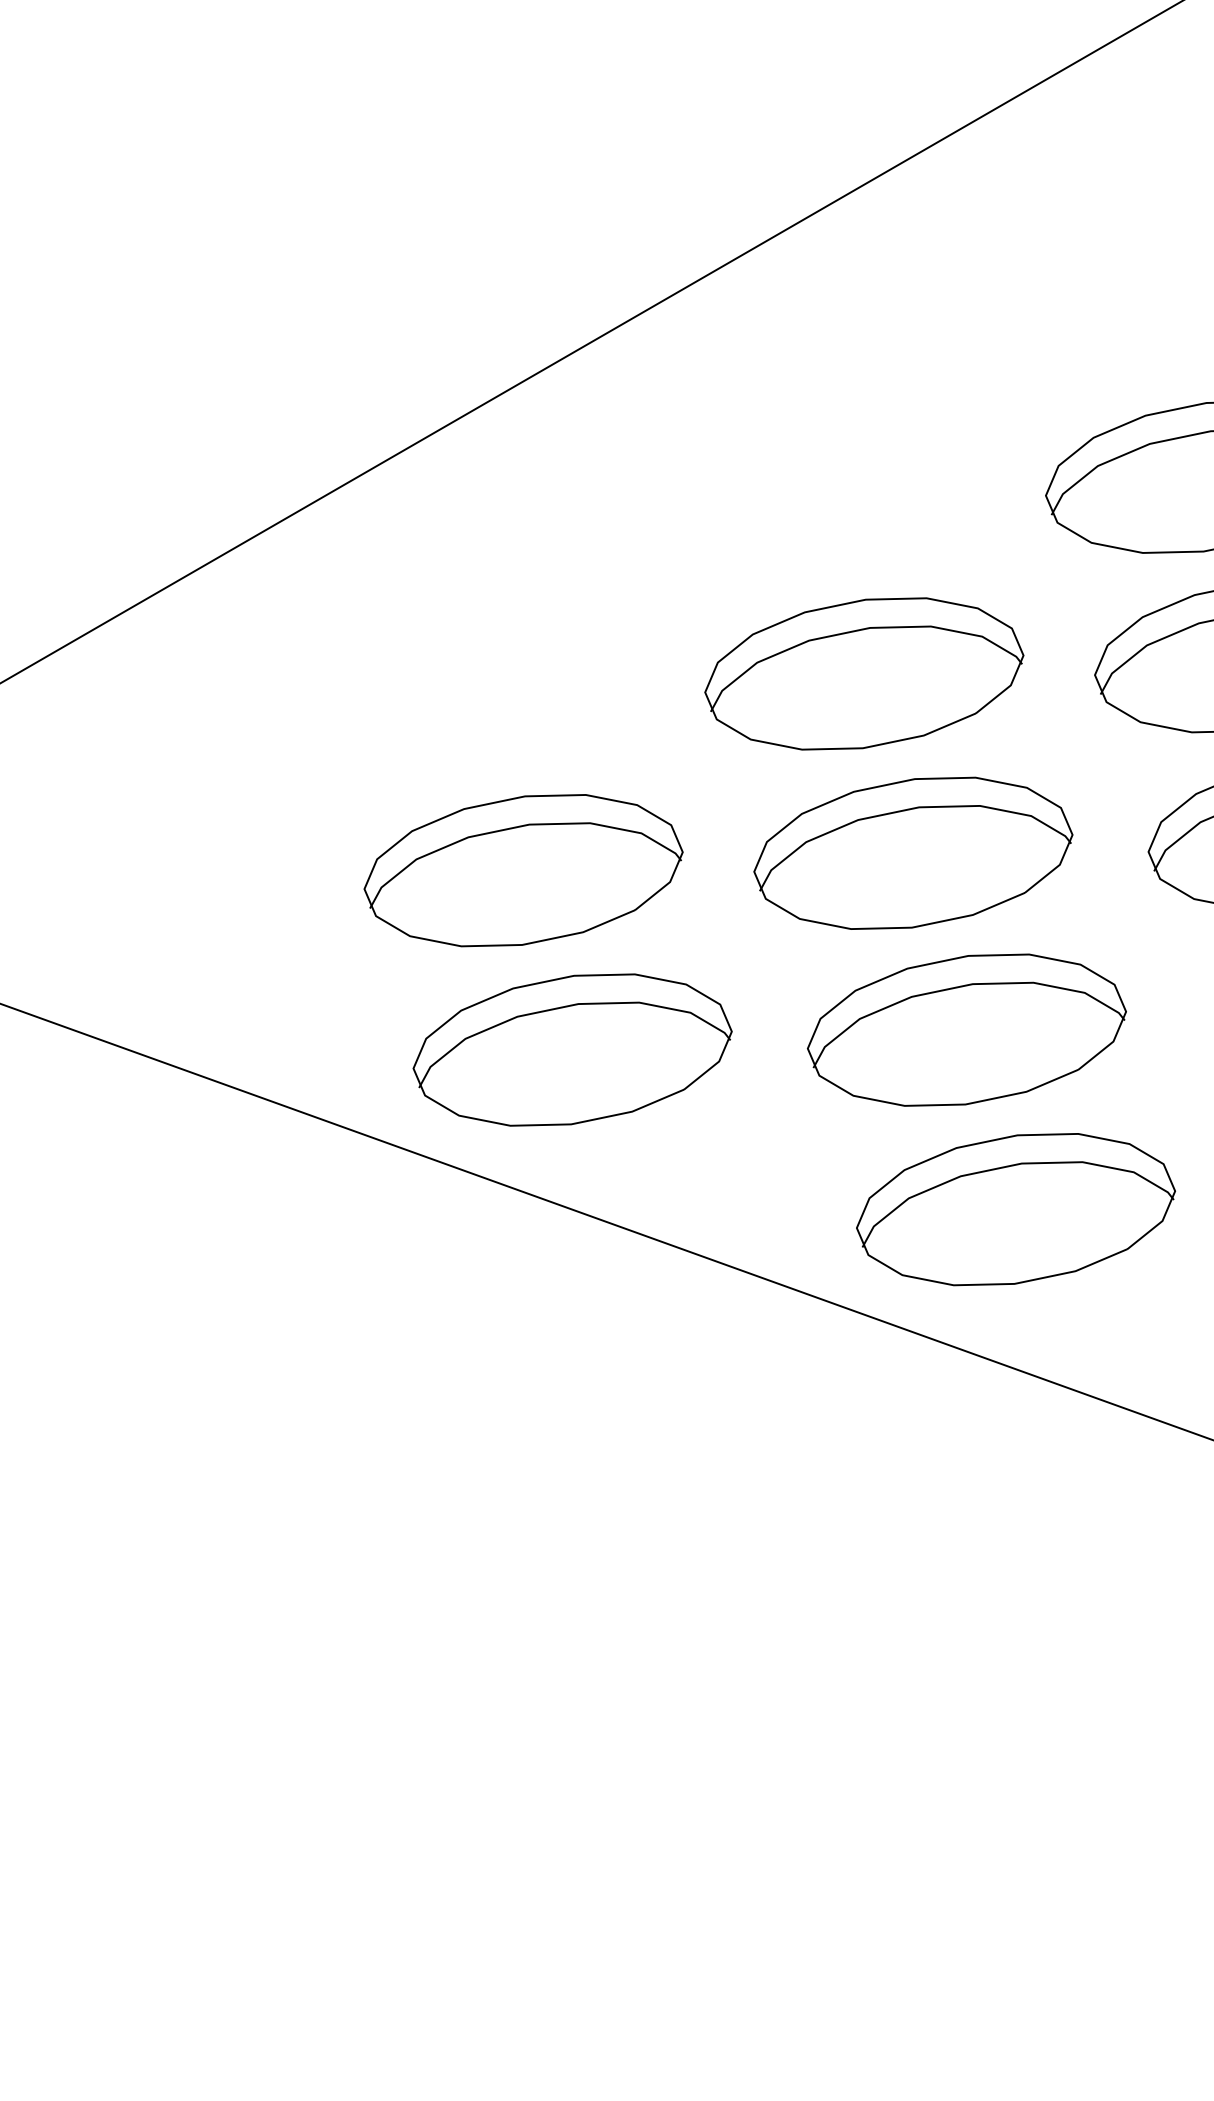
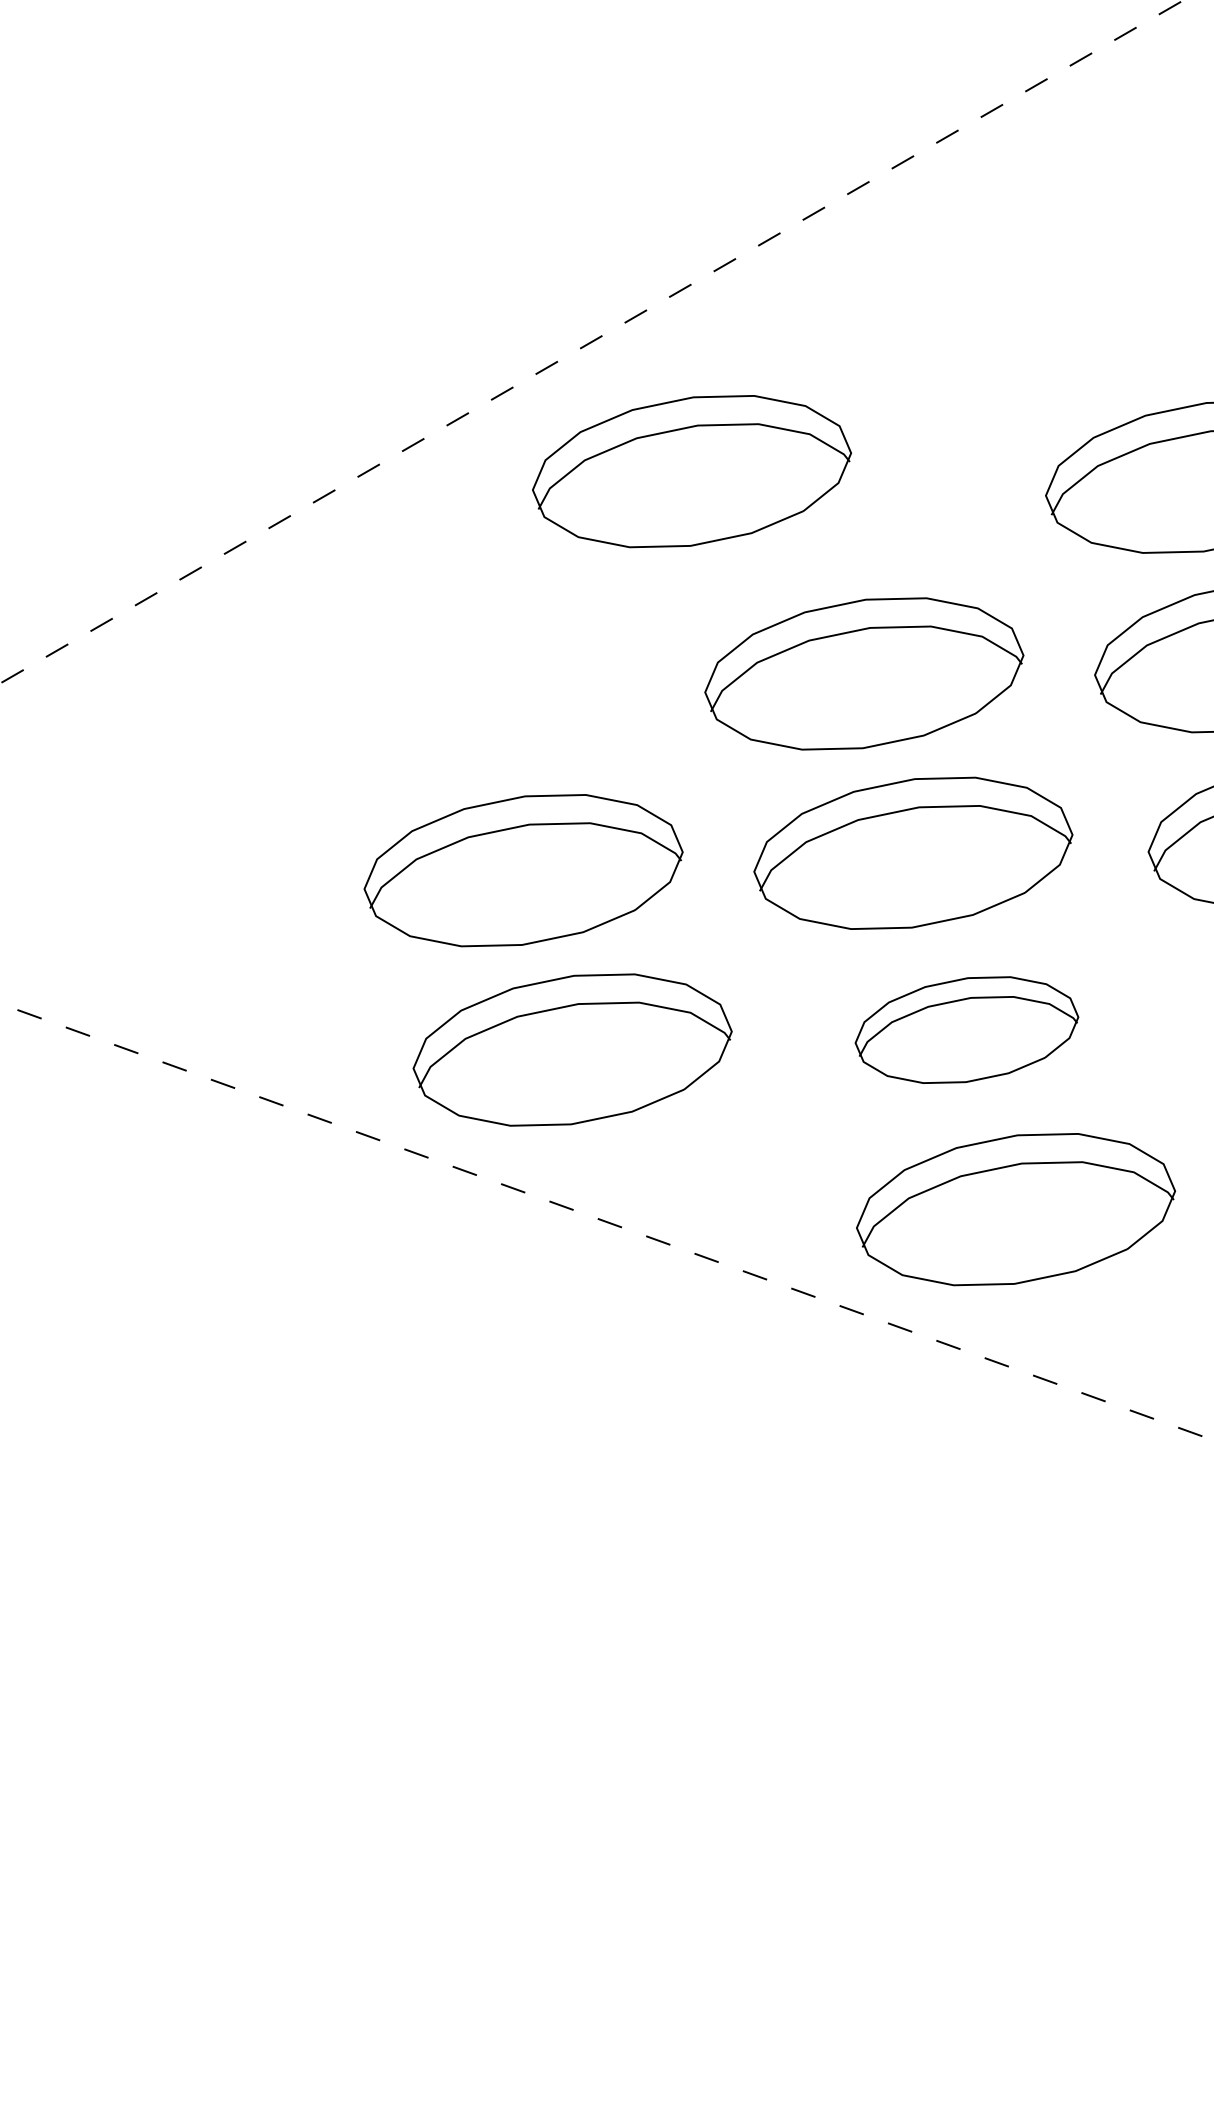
line: solid -> dashed (591, 341)
part: none -> present (691, 471)
part size: 320x154 px -> 226x108 px (966, 1029)
line: solid -> dashed (607, 1222)
